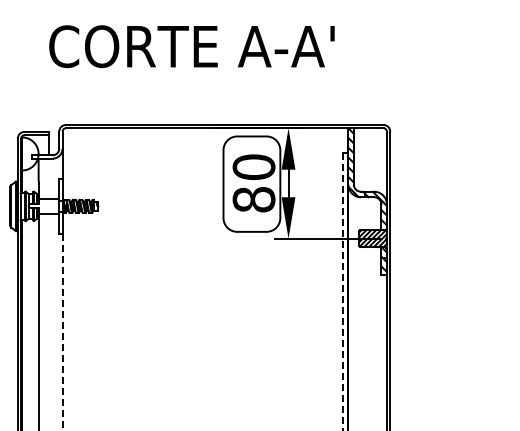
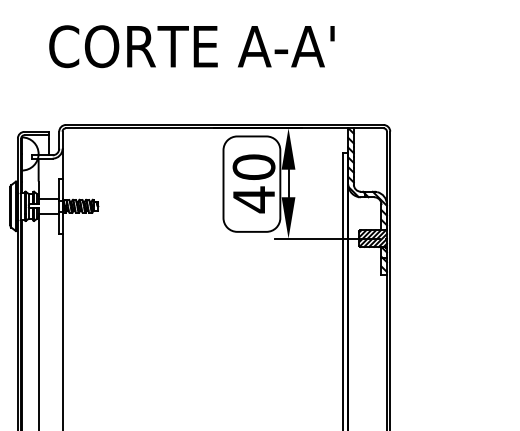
text: 80 -> 40 (253, 199)
line: dashed -> solid (342, 291)
line: dashed -> solid (62, 332)
